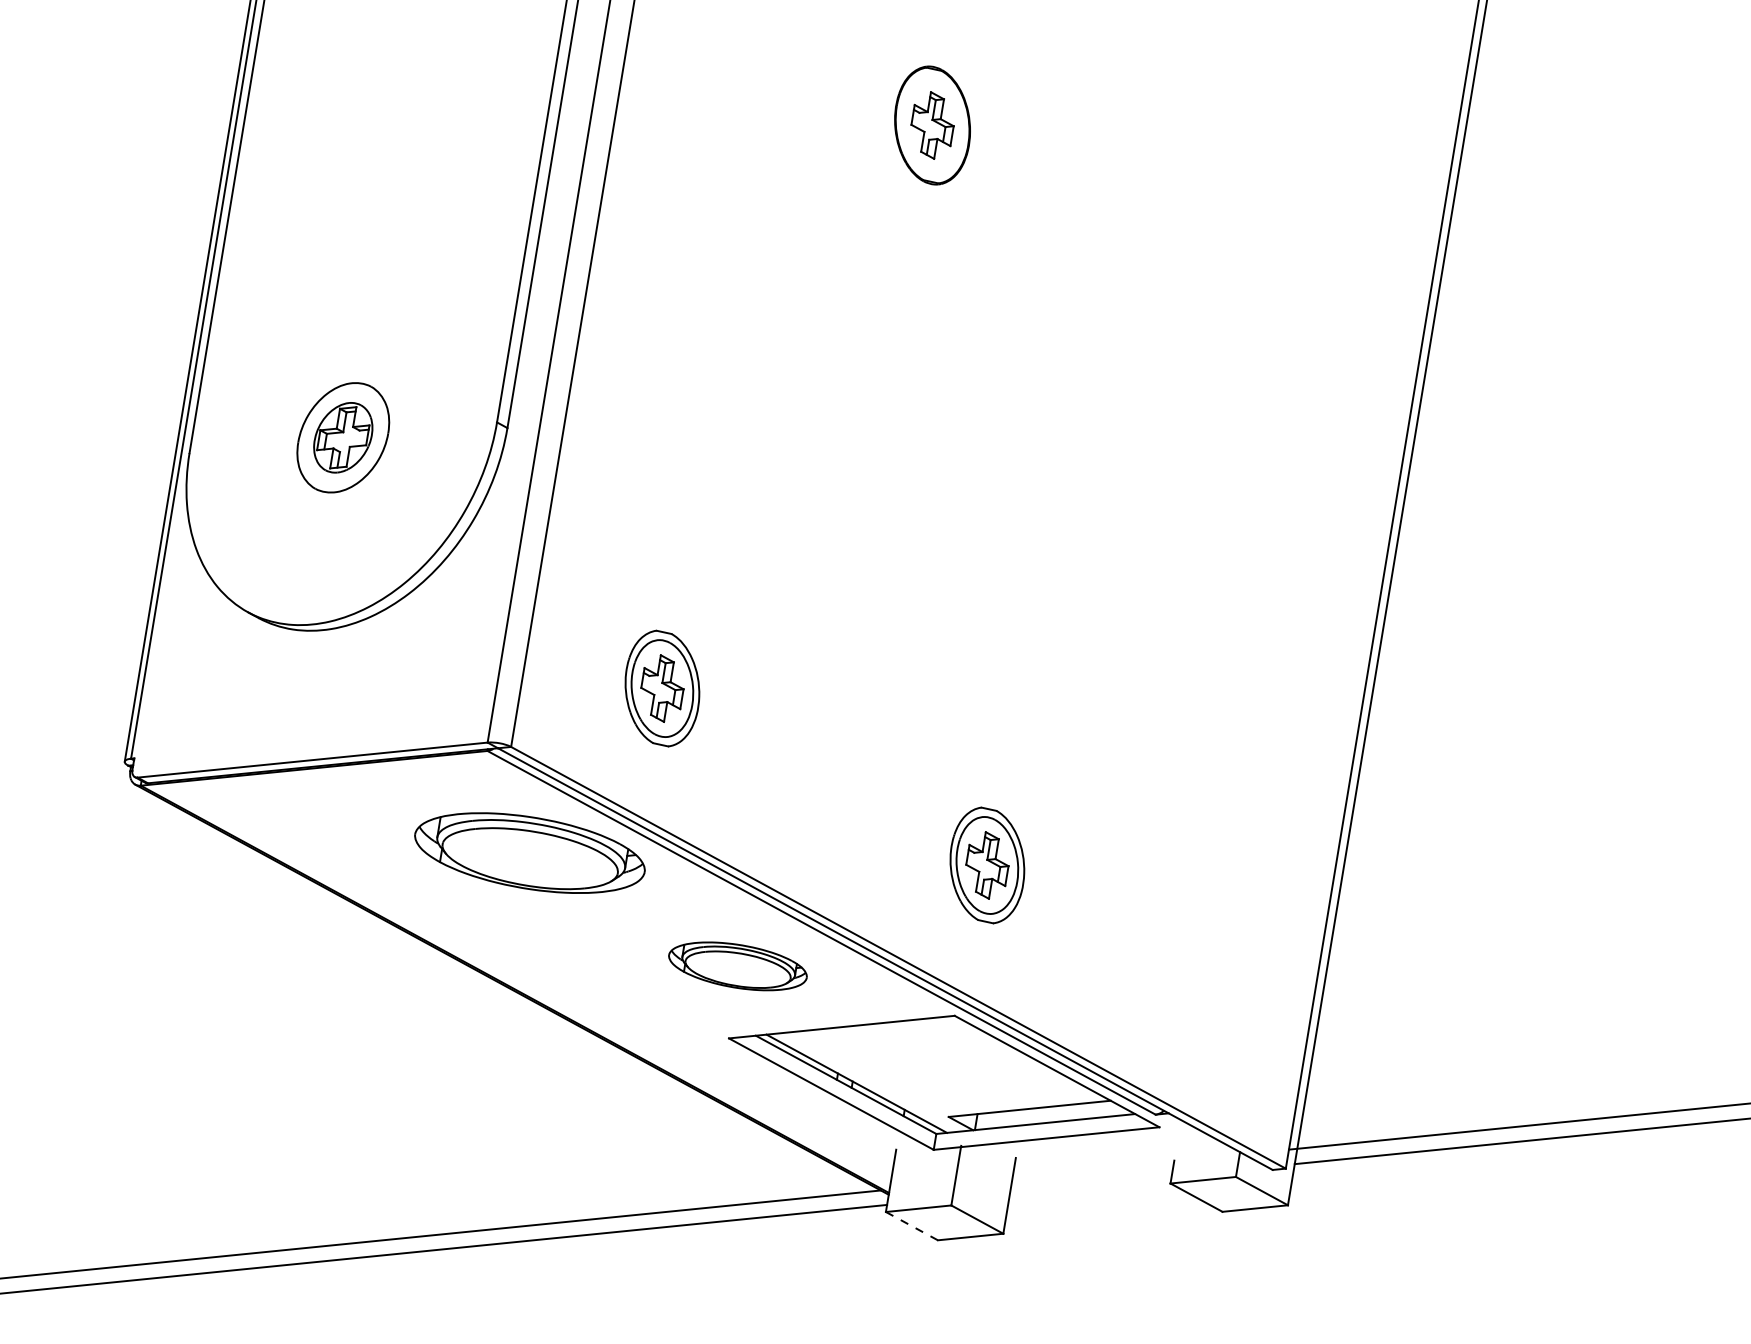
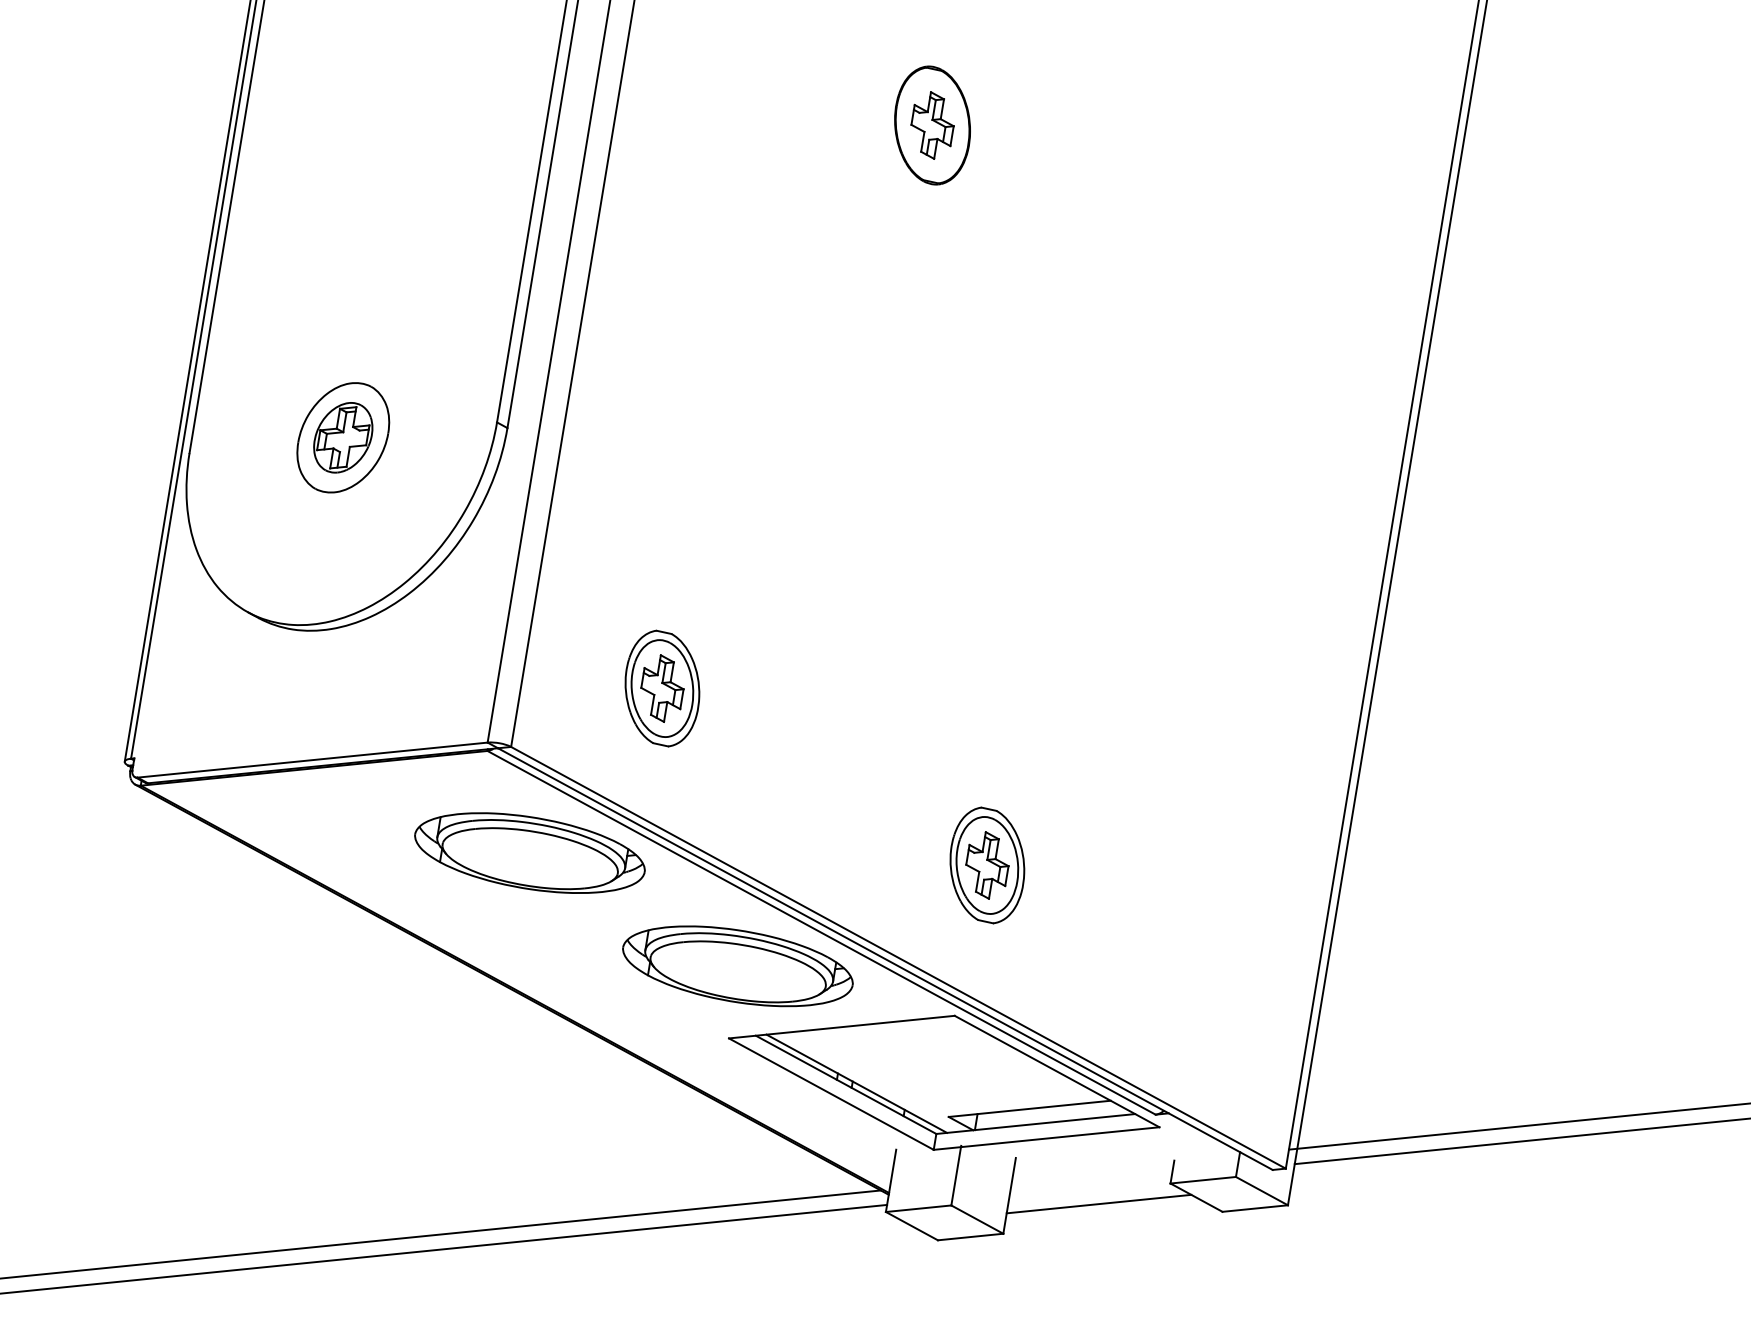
part size: 140x51 px -> 232x83 px (737, 966)
line: none -> present (1098, 1203)
line: dashed -> solid (911, 1226)
